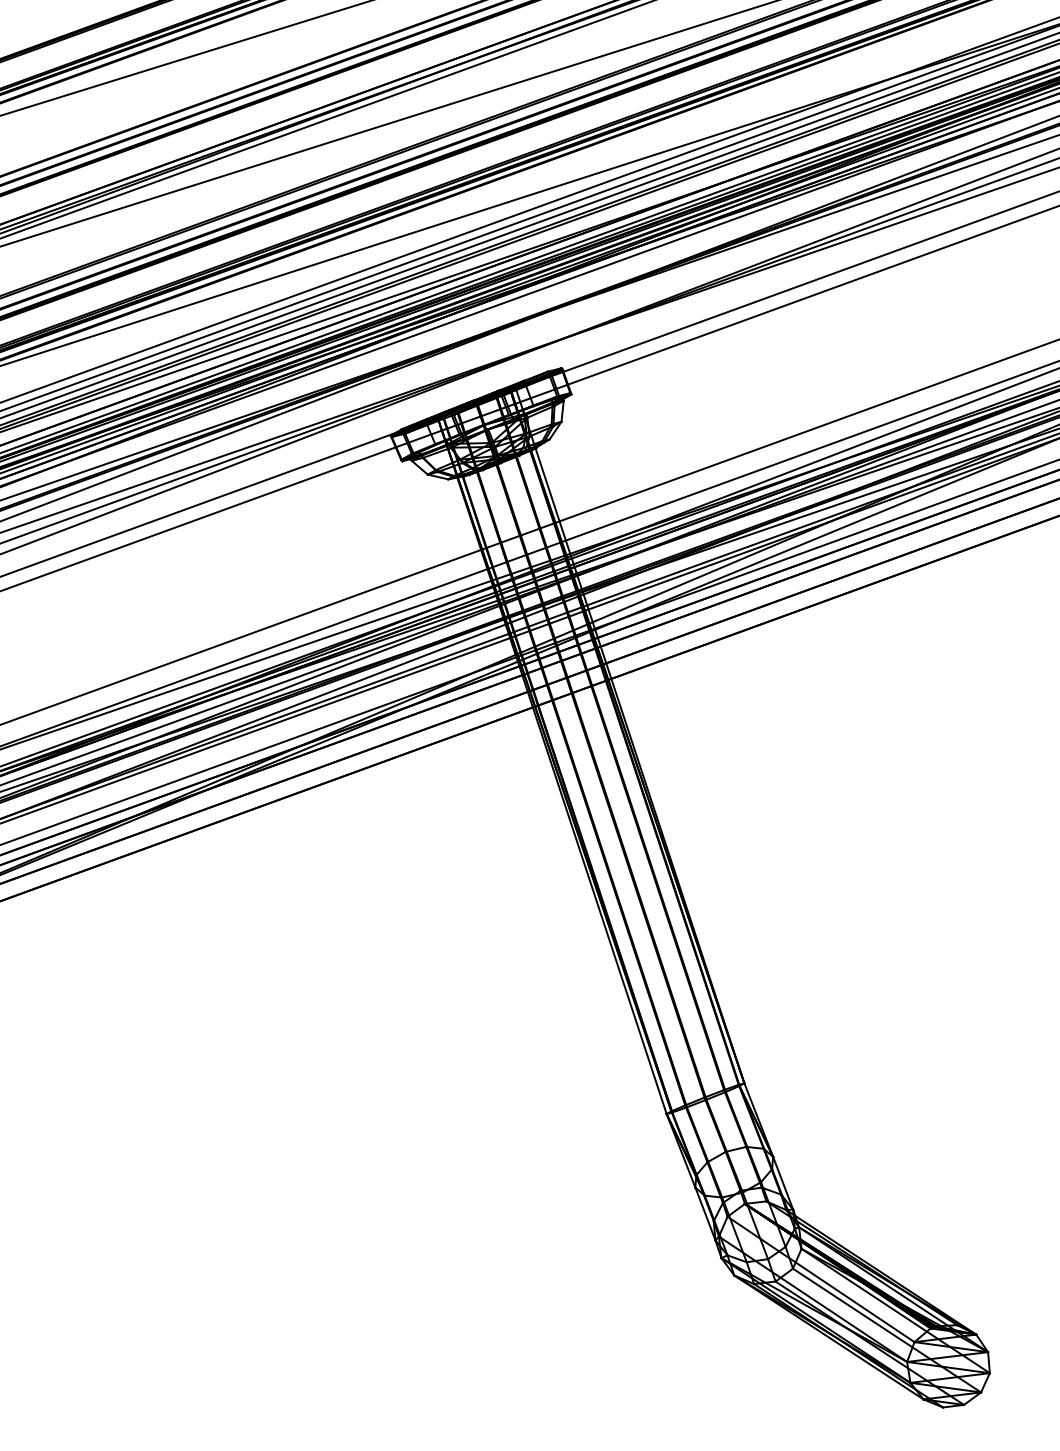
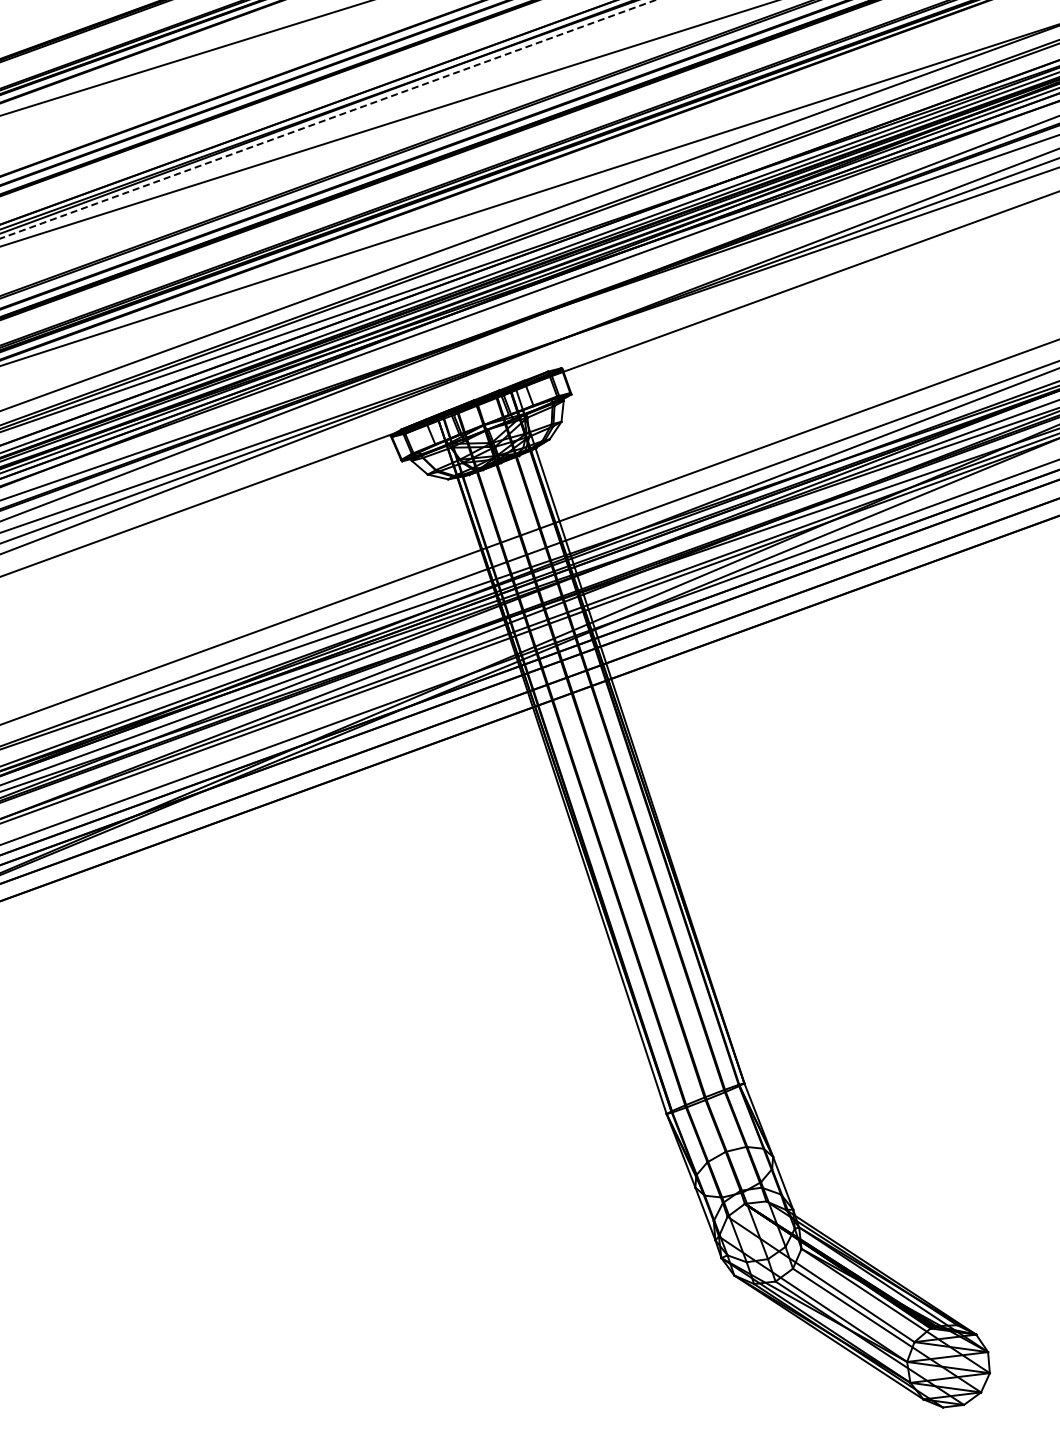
line: solid -> dashed (327, 119)
line: present -> none (529, 210)
line: present -> none (529, 225)
line: present -> none (529, 398)
